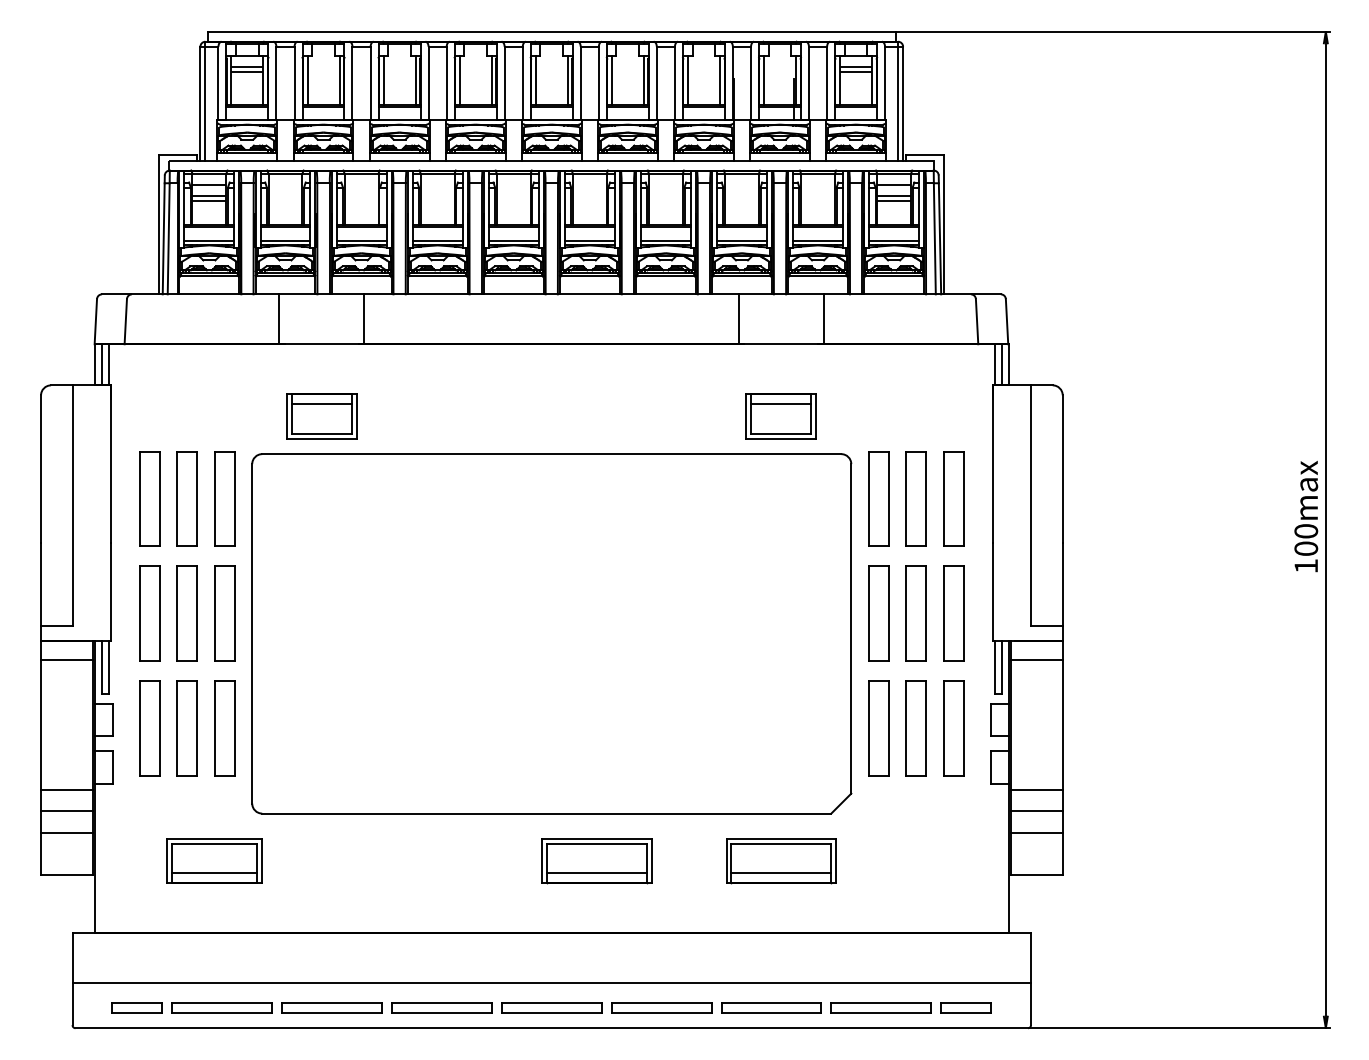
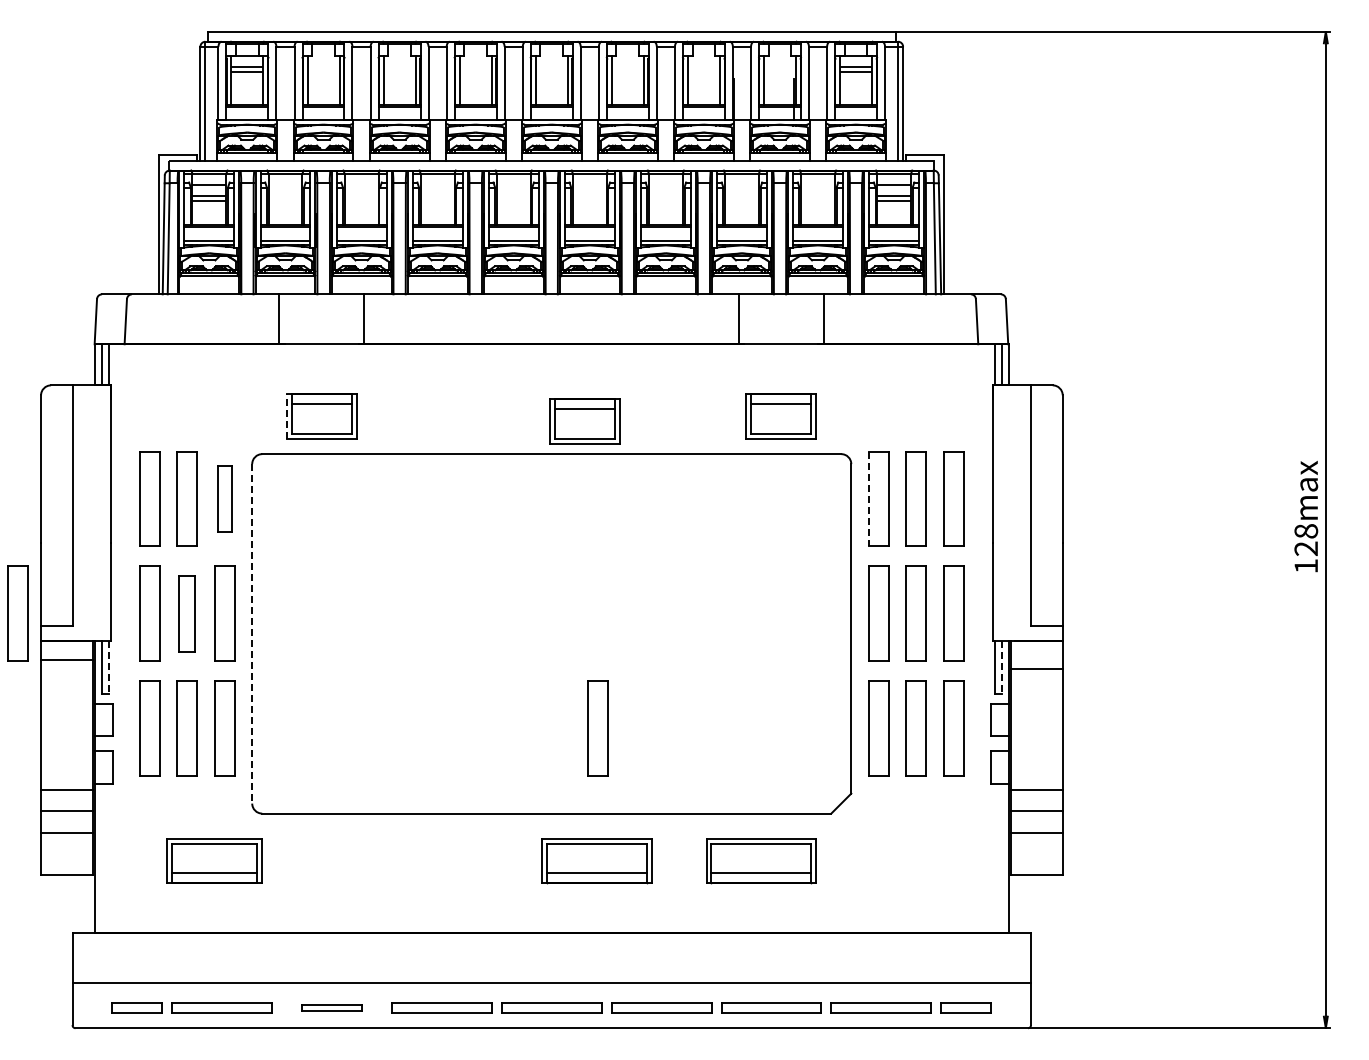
line: solid -> dashed (287, 416)
part: none -> present (584, 421)
part size: 22x96 px -> 16x68 px (224, 498)
line: solid -> dashed (868, 499)
text: 100max -> 128max (1306, 539)
part: none -> present (17, 613)
part size: 22x97 px -> 18x78 px (186, 613)
line: solid -> dashed (252, 633)
line position: (1036, 659) -> (1036, 668) (1036, 668)
line: solid -> dashed (108, 667)
line: solid -> dashed (1001, 667)
part: none -> present (597, 728)
part position: (781, 861) -> (761, 861) (761, 861)
part size: 102x12 px -> 62x8 px (331, 1007)
